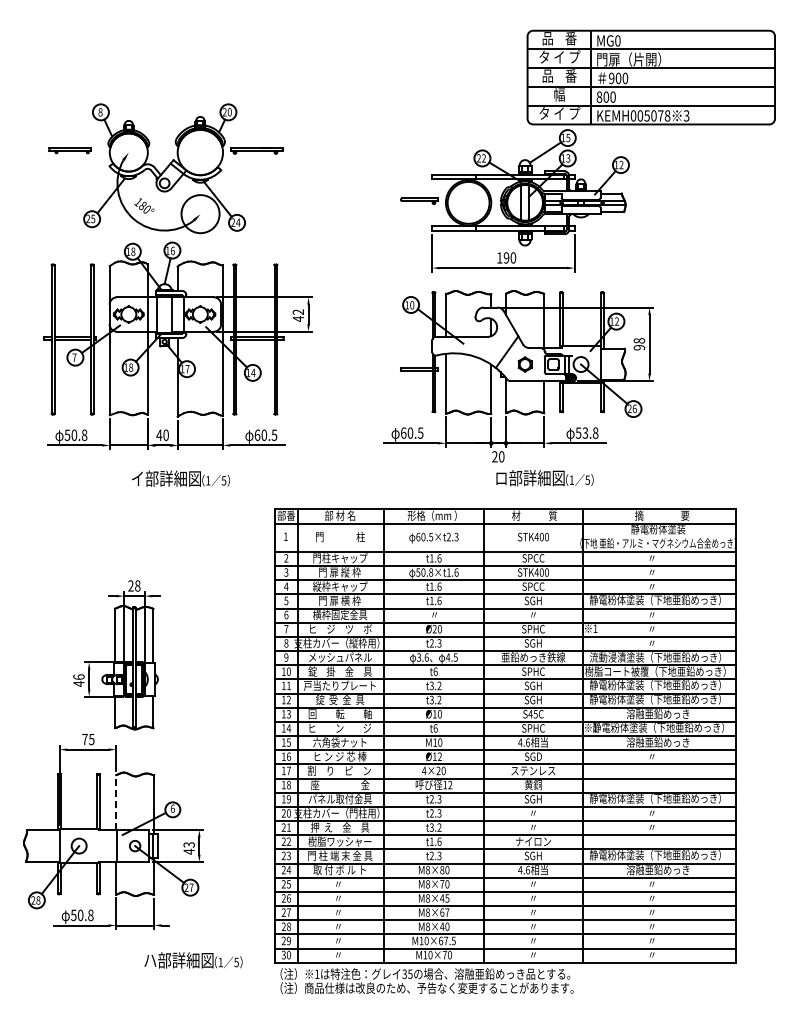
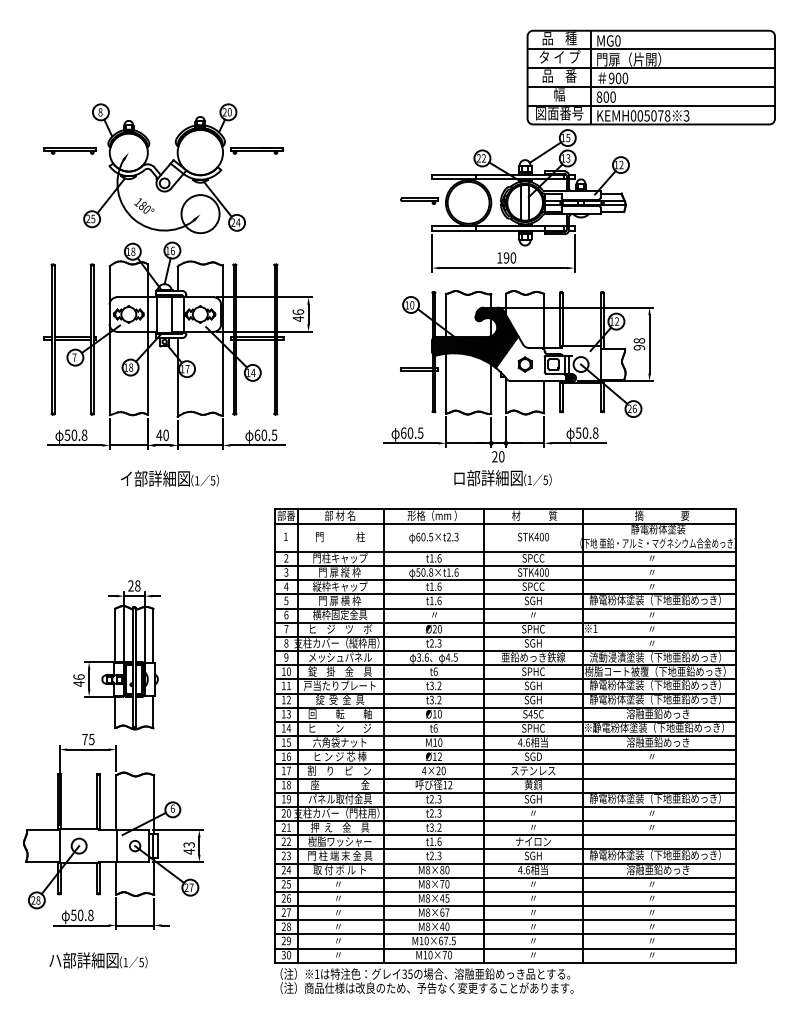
text: 品    番 -> 品    種 (570, 38)
text: タ イ プ -> 図面番号 (559, 113)
part size: 44x8 px -> 54x8 px (69, 150)
text: 42 -> 46 (298, 311)
hatch: none -> present (474, 337)
text: 53.8 -> 50.8 (585, 432)
text position: (180, 478) -> (169, 478) (169, 478)
text position: (544, 478) -> (502, 478) (502, 478)
line: dashed -> solid (116, 802)
text position: (193, 960) -> (98, 960) (98, 960)
